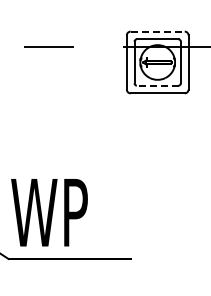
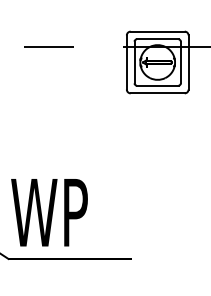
line: dashed -> solid (158, 31)
line: dashed -> solid (157, 85)
